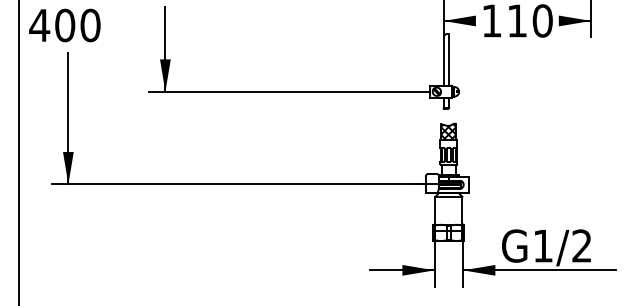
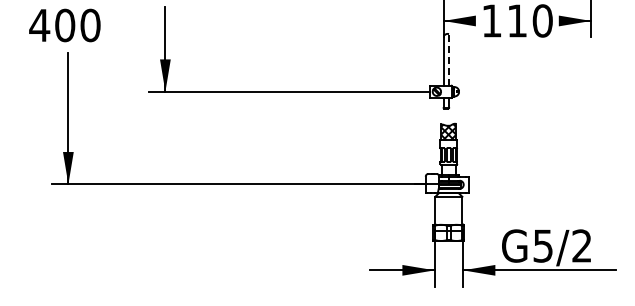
line: solid -> dashed (449, 59)
line: present -> none (19, 152)
text: G1/2 -> G5/2 (542, 245)
